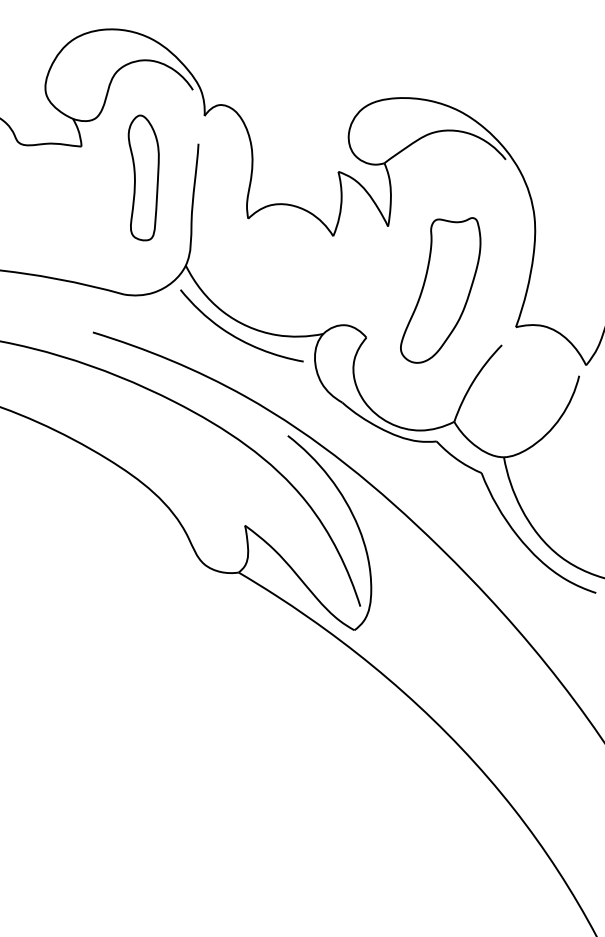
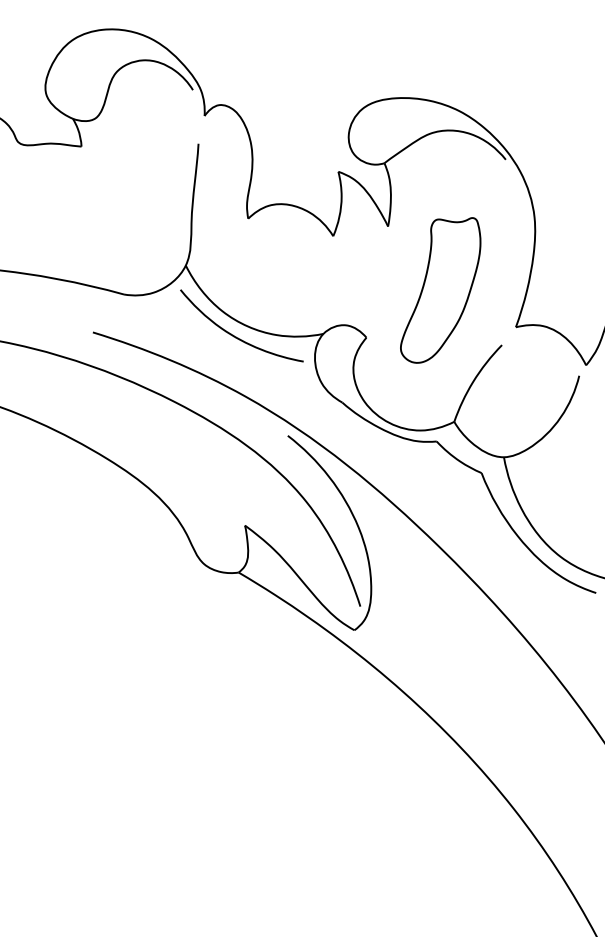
part: present -> none (143, 177)
